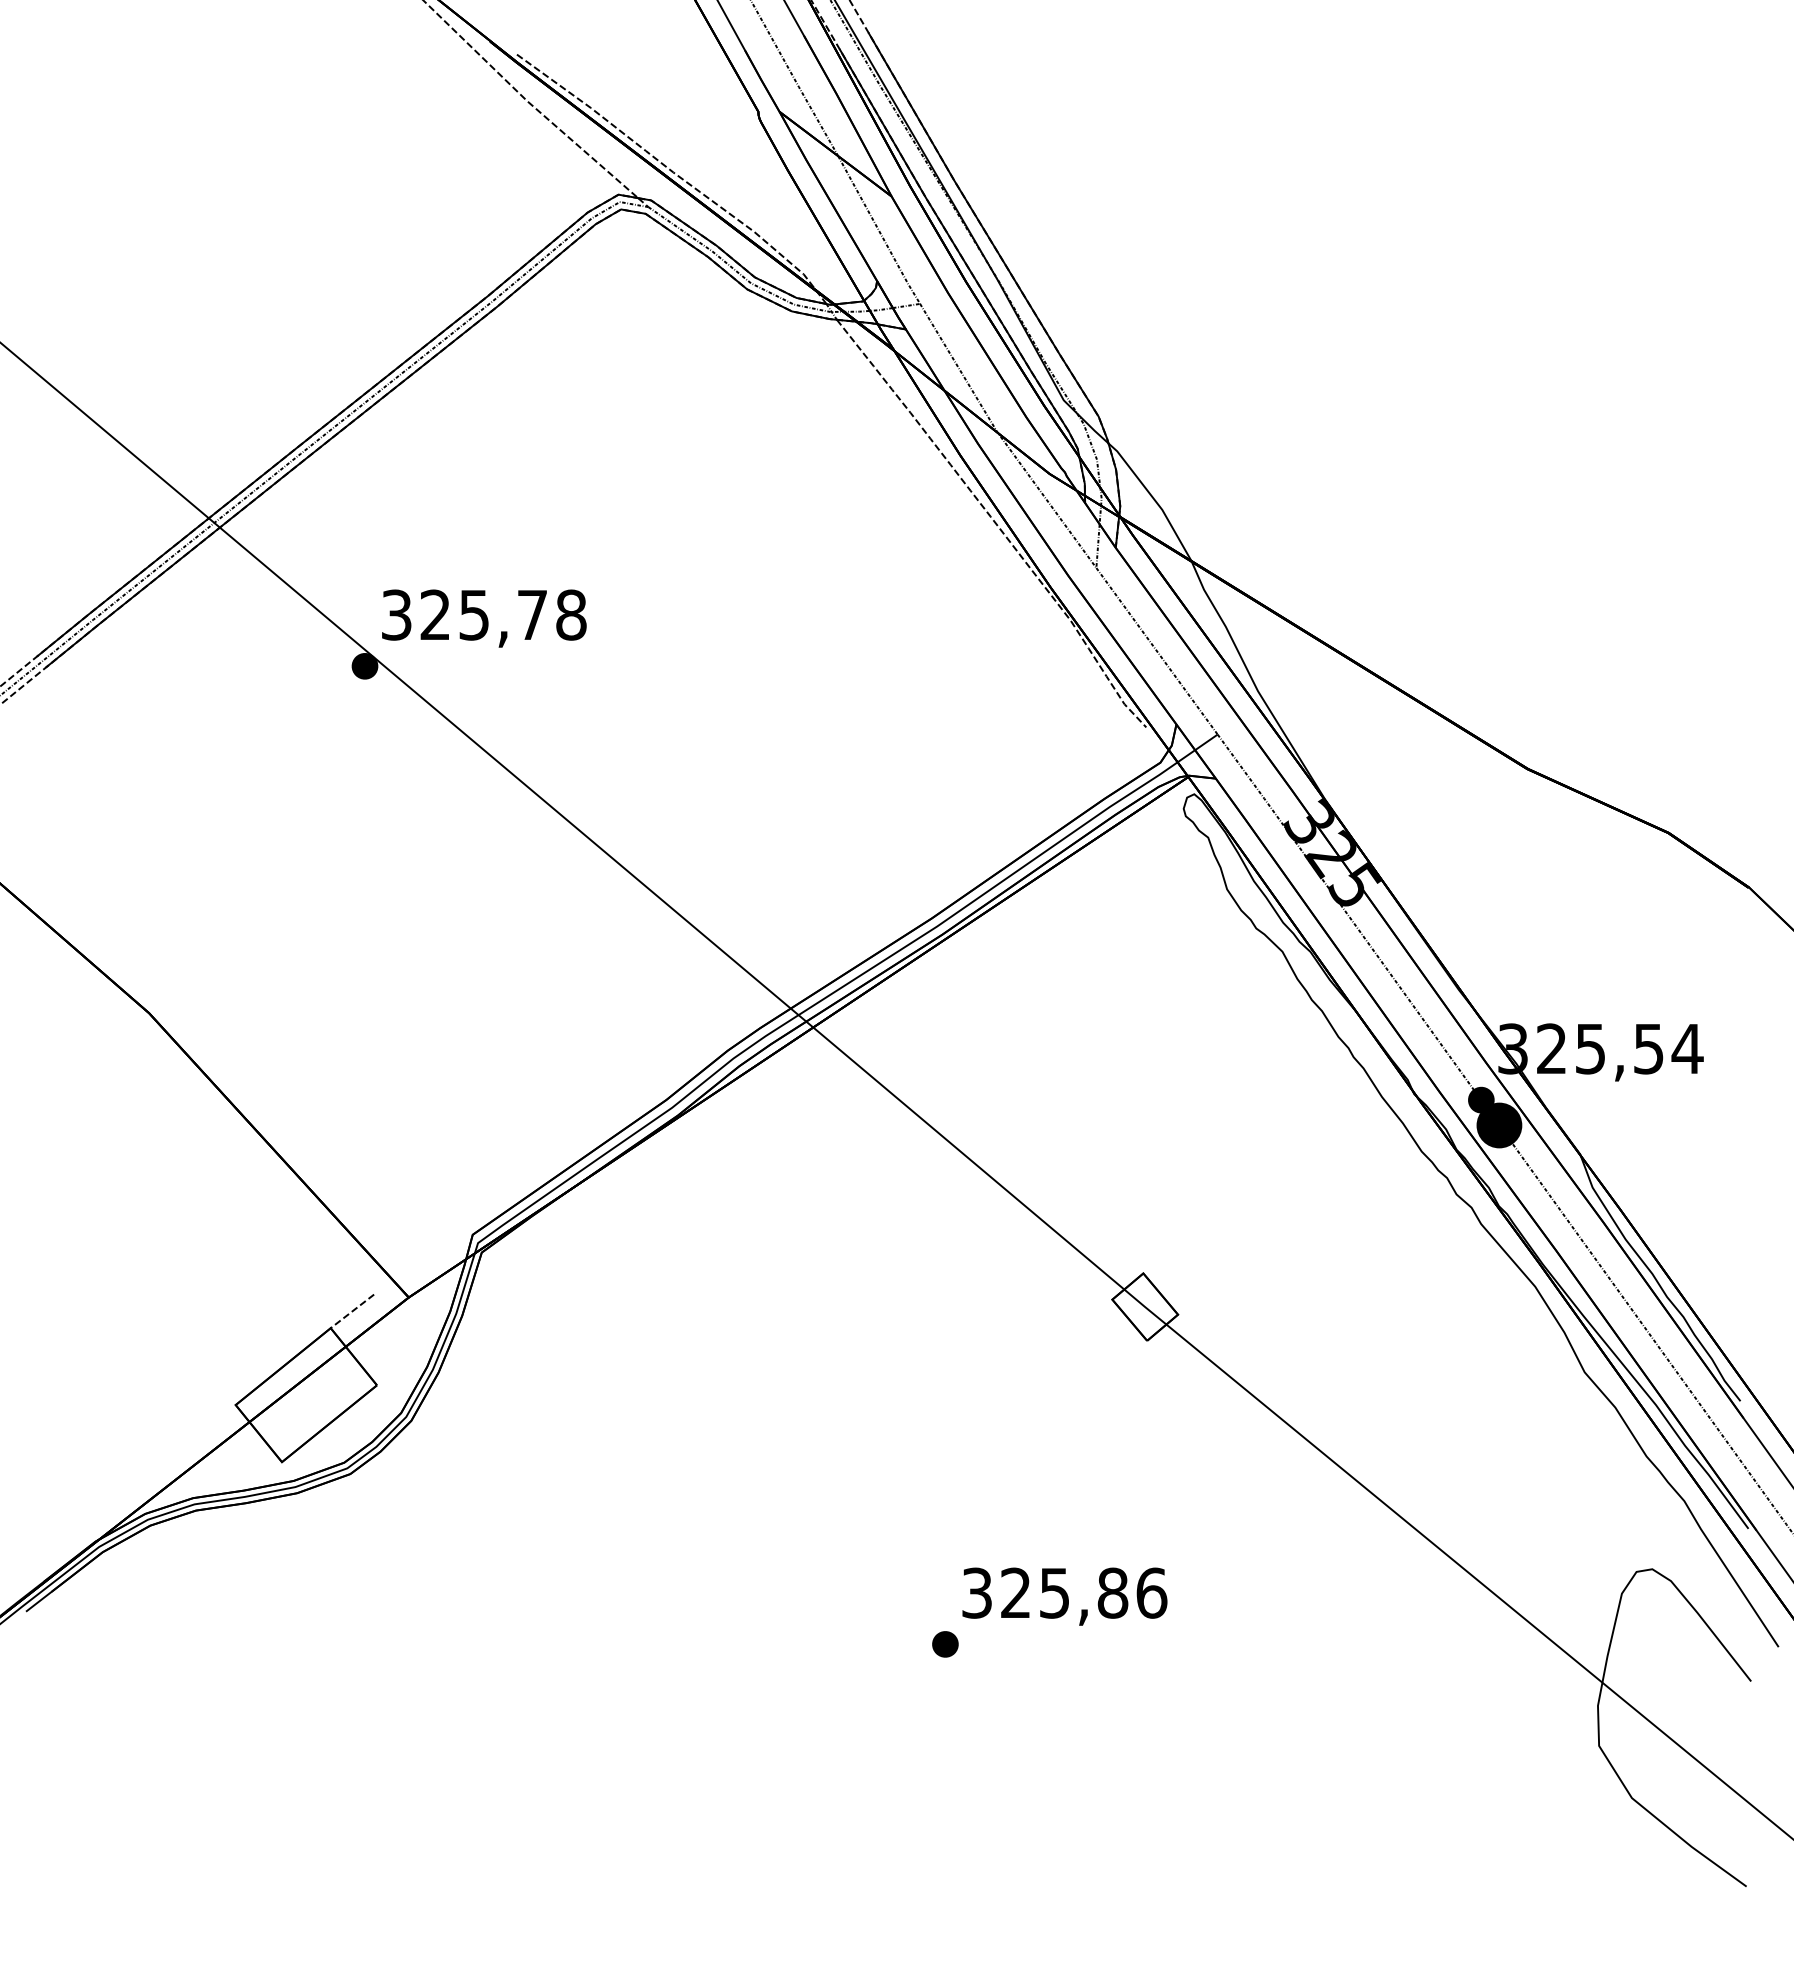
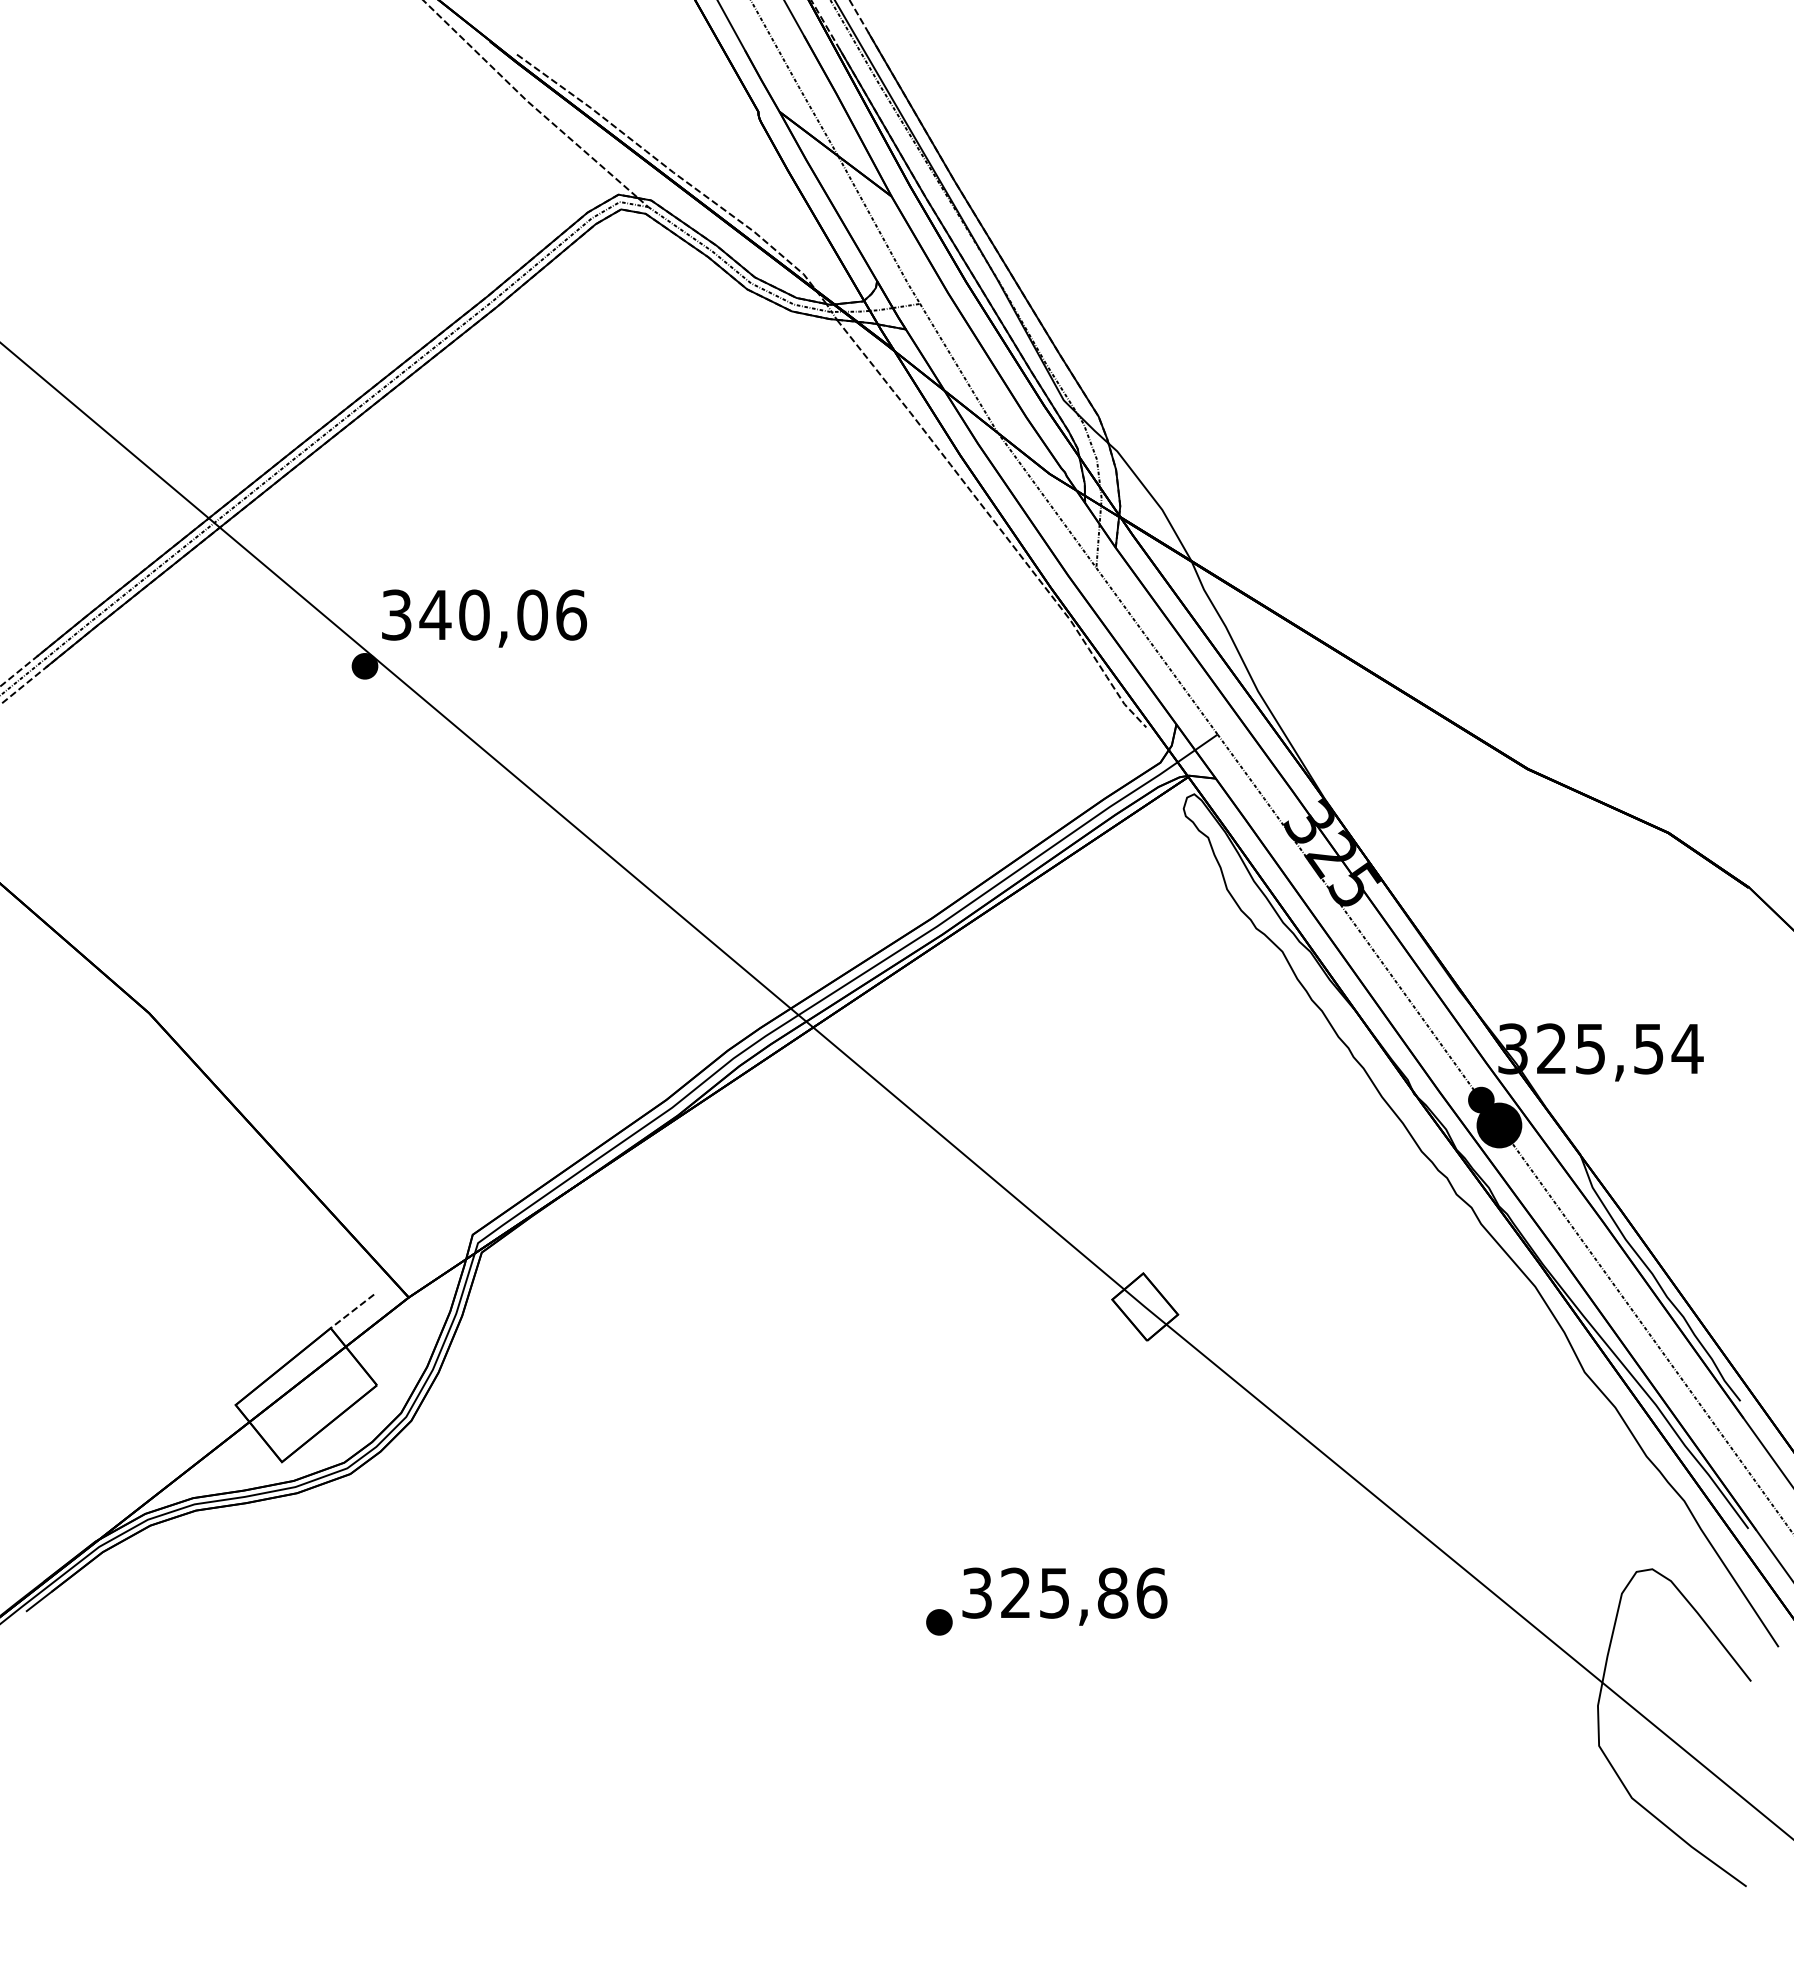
text: 325,78 -> 340,06 (503, 614)
part position: (945, 1644) -> (939, 1622) (939, 1622)
